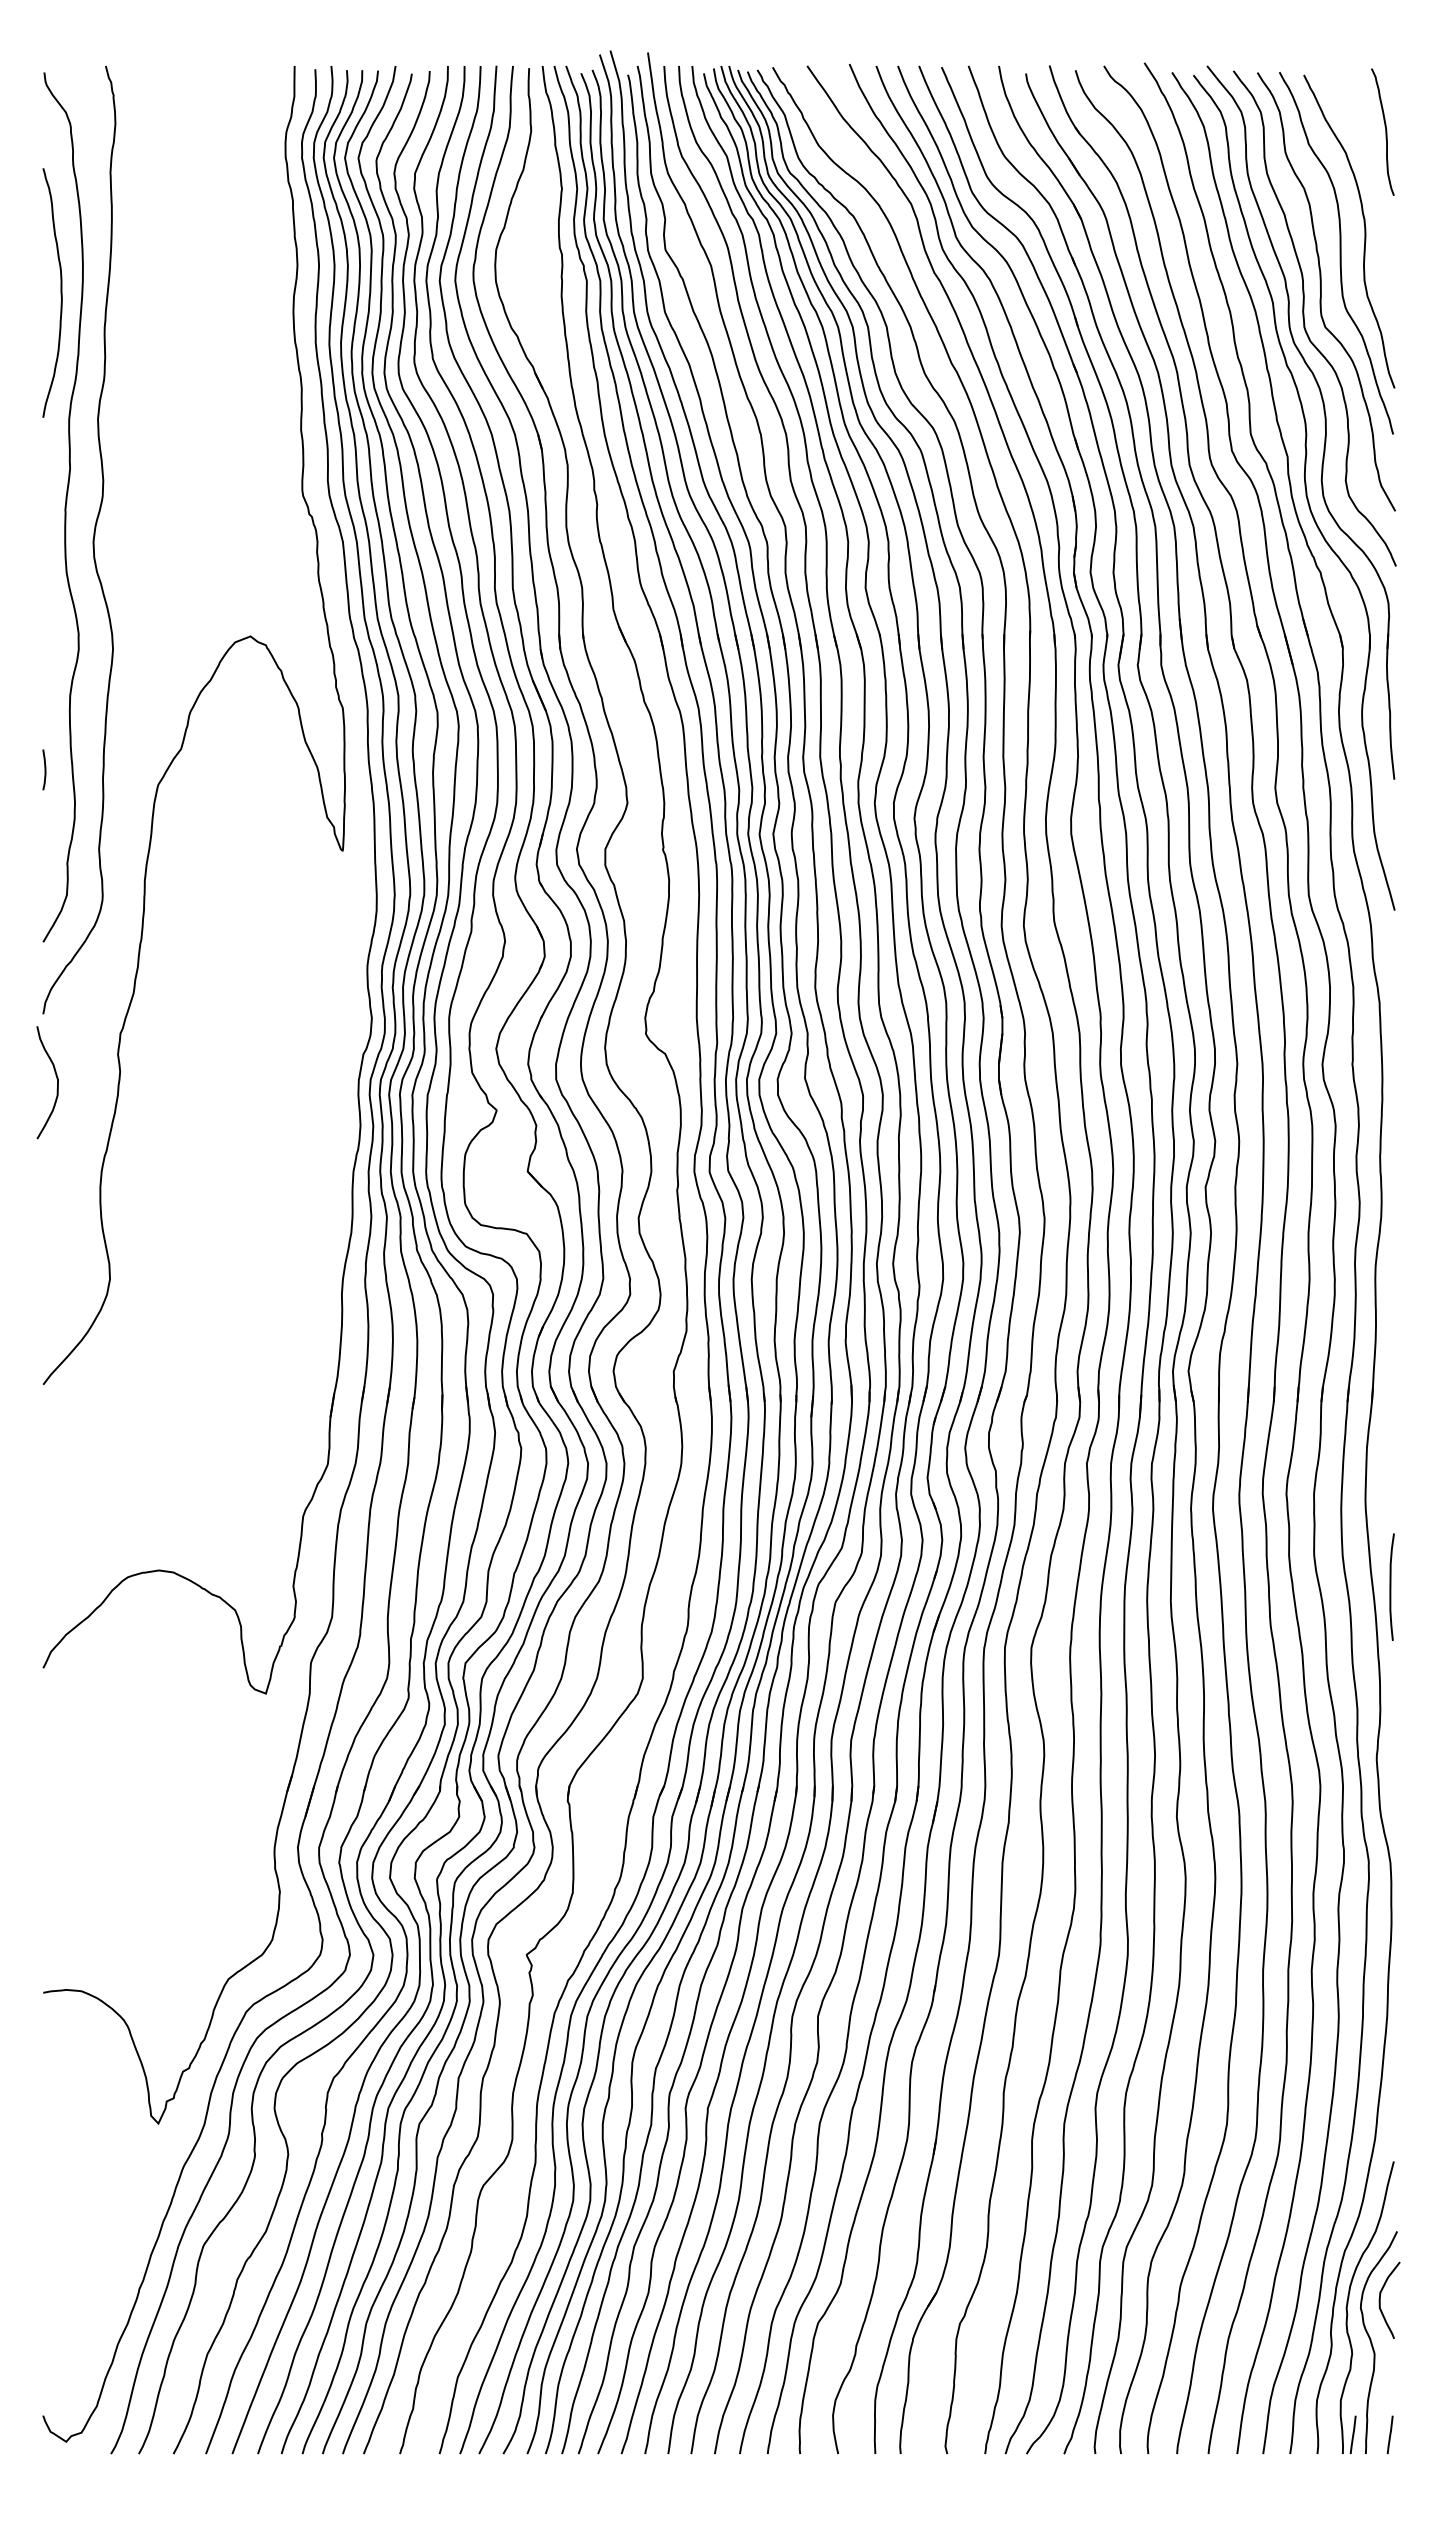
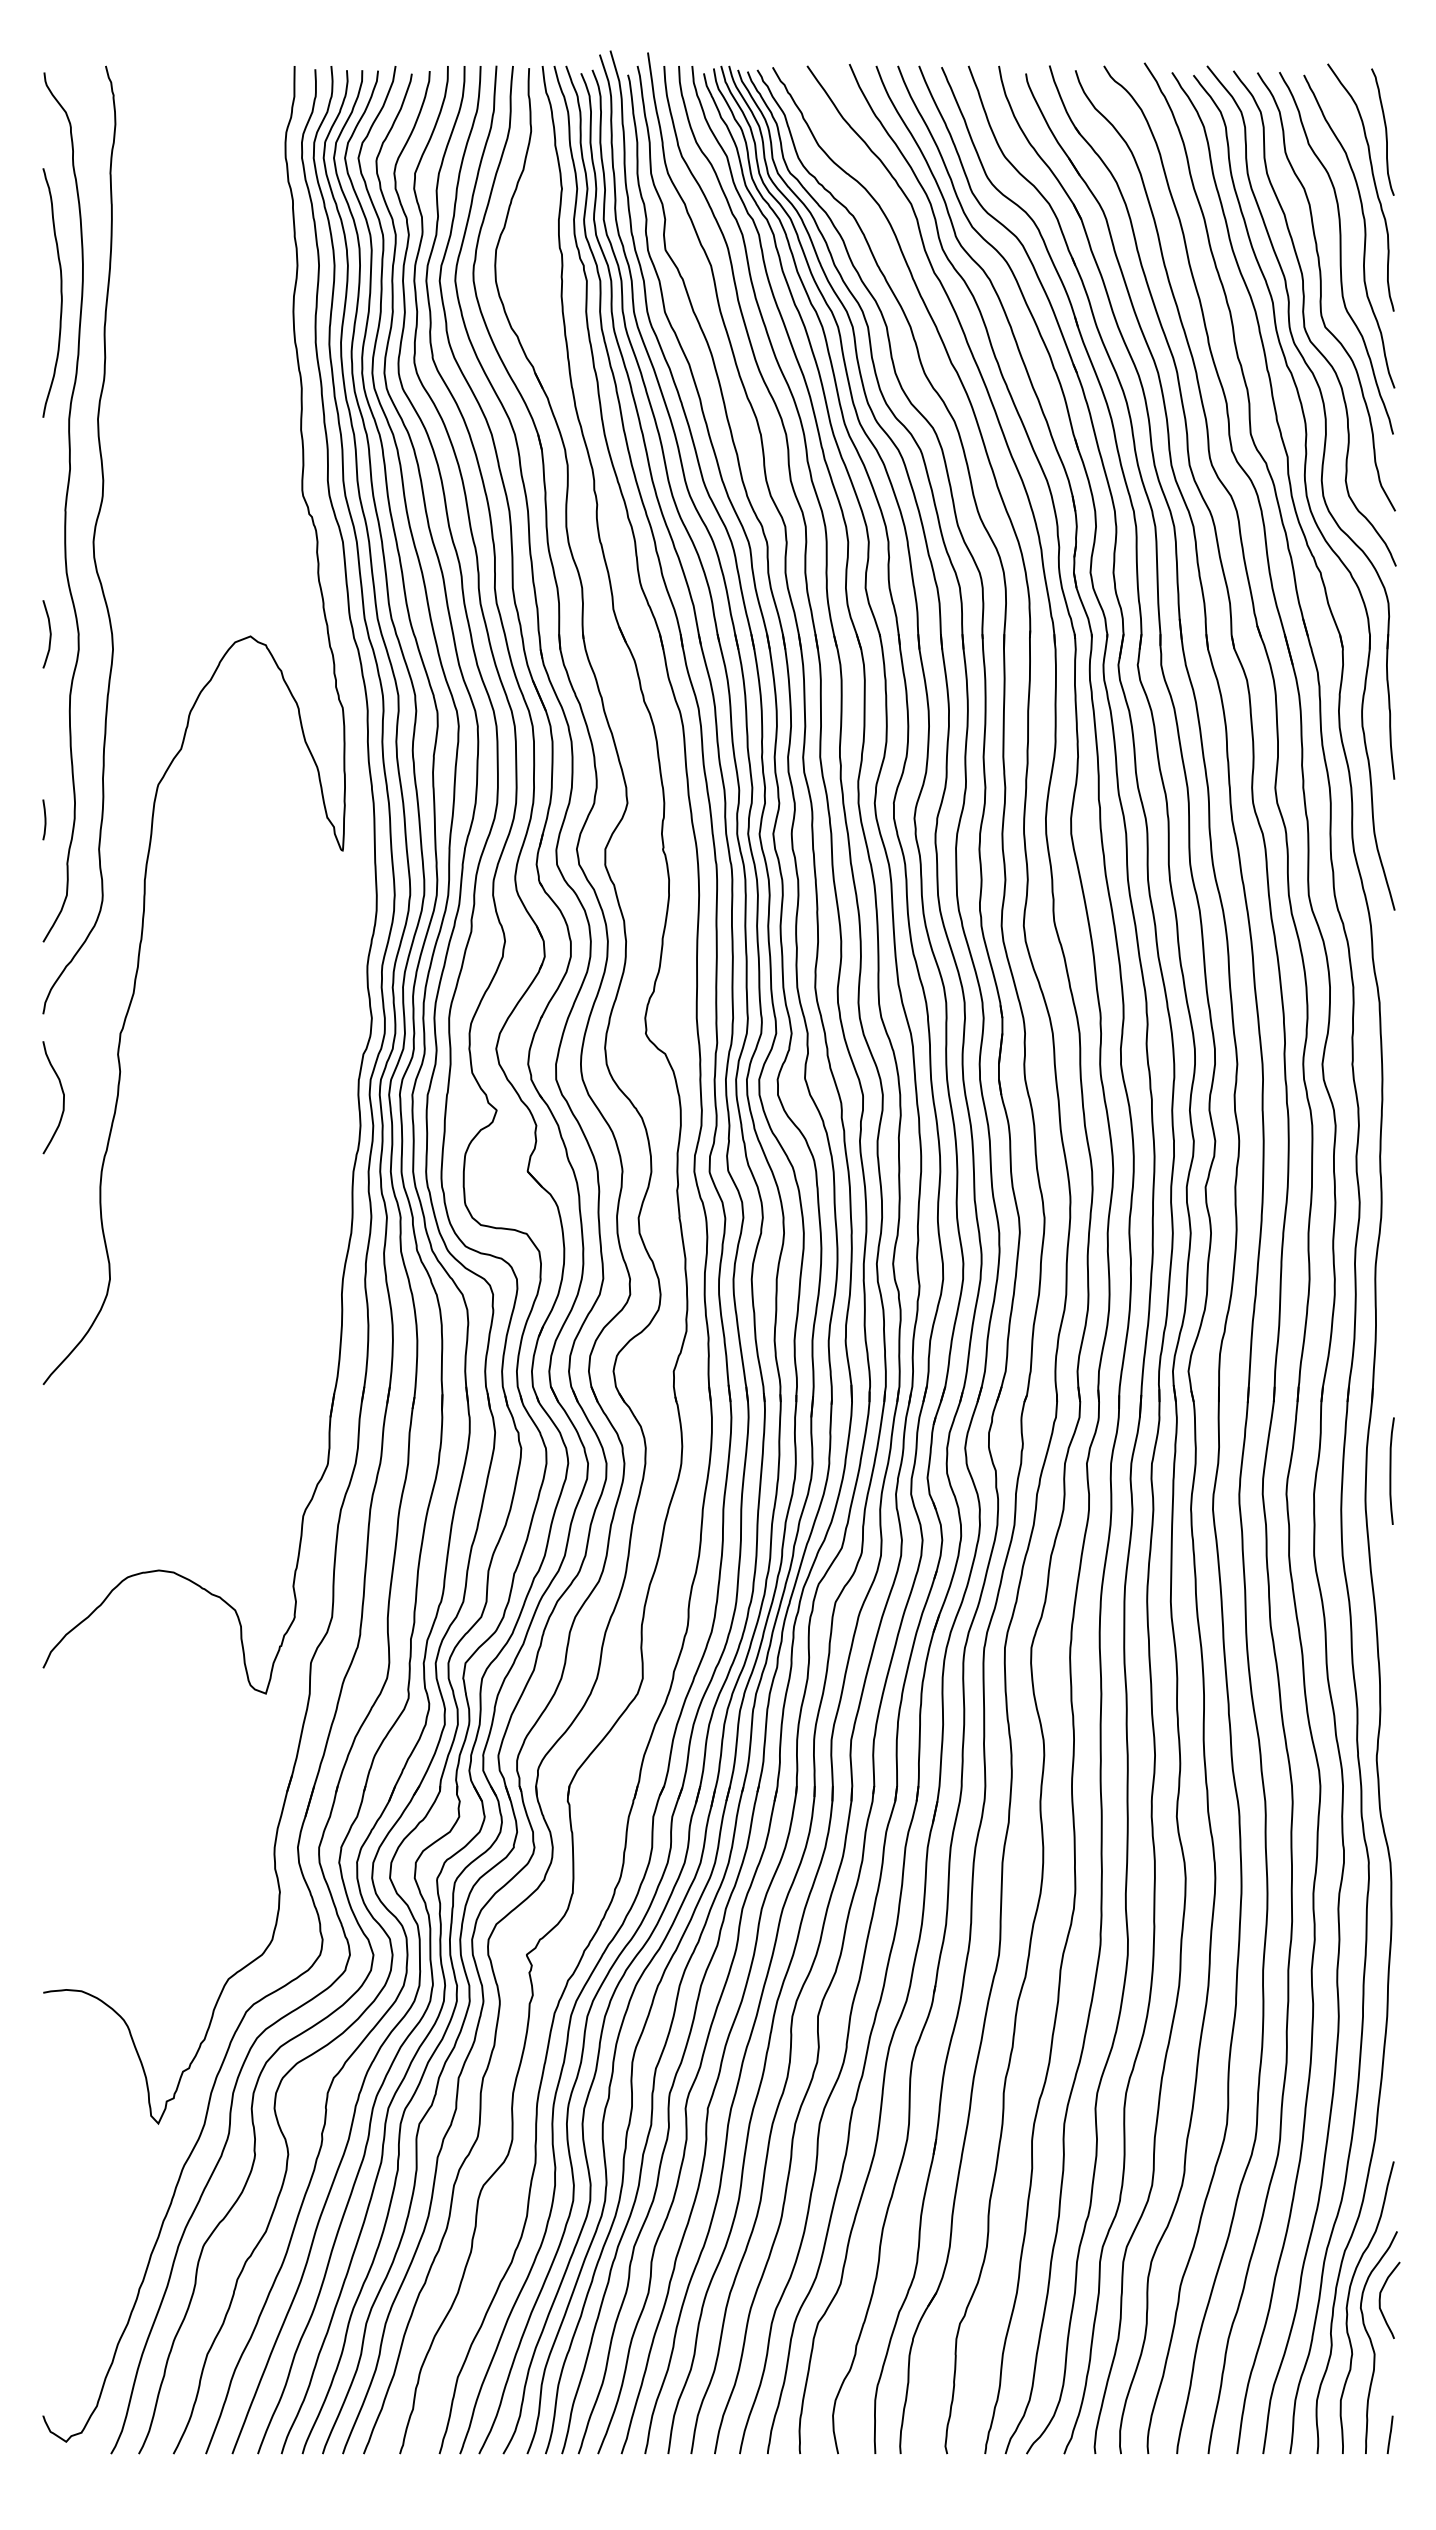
curve: none -> present (1373, 182)
curve: none -> present (49, 634)
curve position: (44, 769) -> (44, 819) (44, 819)
part position: (56, 1078) -> (62, 1093) (62, 1093)
curve position: (1391, 1586) -> (1391, 1470) (1391, 1470)
line: present -> none (1352, 2434)
